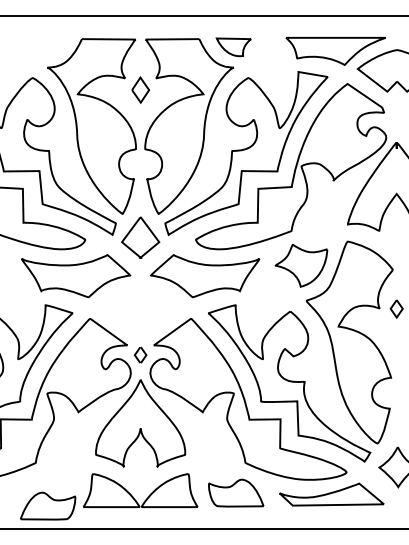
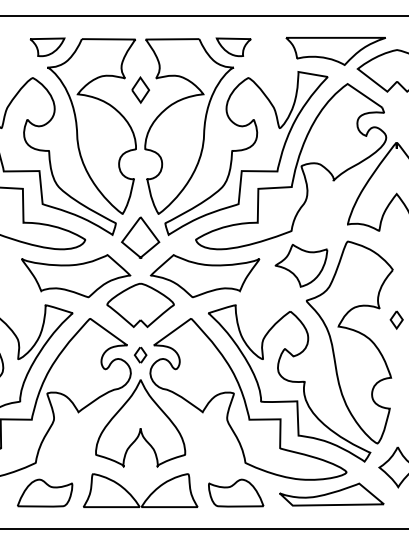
part: none -> present (47, 47)
part: none -> present (140, 305)
part position: (396, 308) -> (396, 319) (396, 319)
part position: (48, 505) -> (45, 492) (45, 492)
